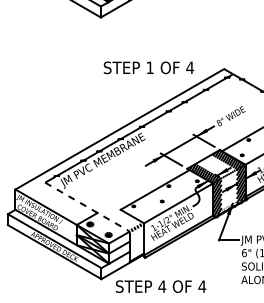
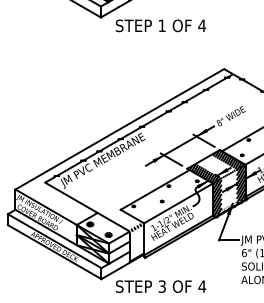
text position: (148, 67) -> (160, 25) (160, 25)
line: dashed -> solid (86, 206)
text: 4 -> 3 (162, 286)
